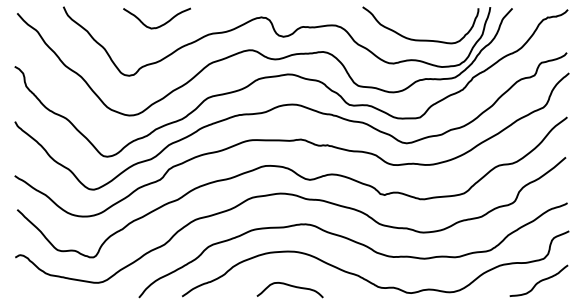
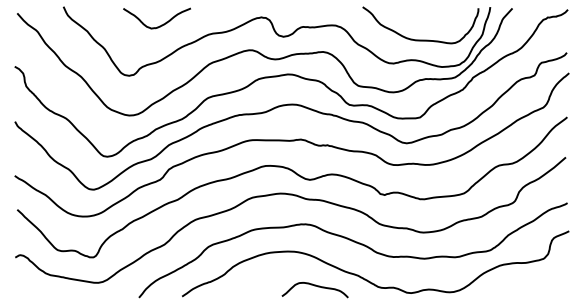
curve: present -> none (539, 280)
curve position: (289, 286) -> (314, 286) (314, 286)
